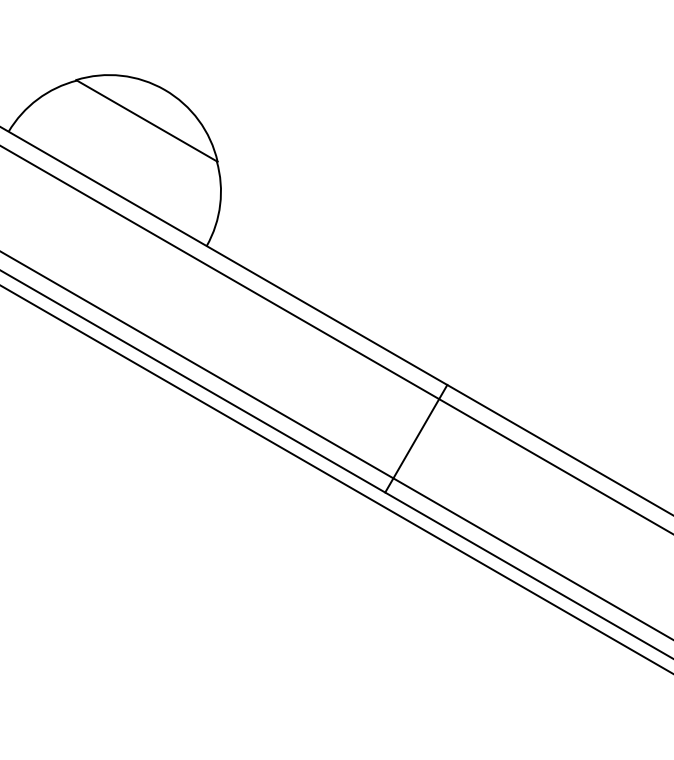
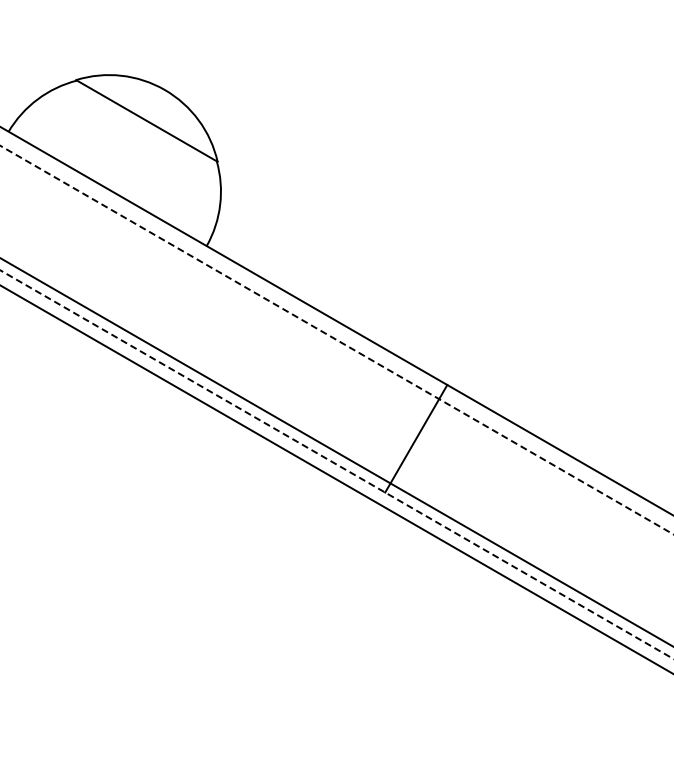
line: solid -> dashed (337, 340)
line position: (336, 445) -> (336, 452) (336, 452)
line: solid -> dashed (336, 464)
